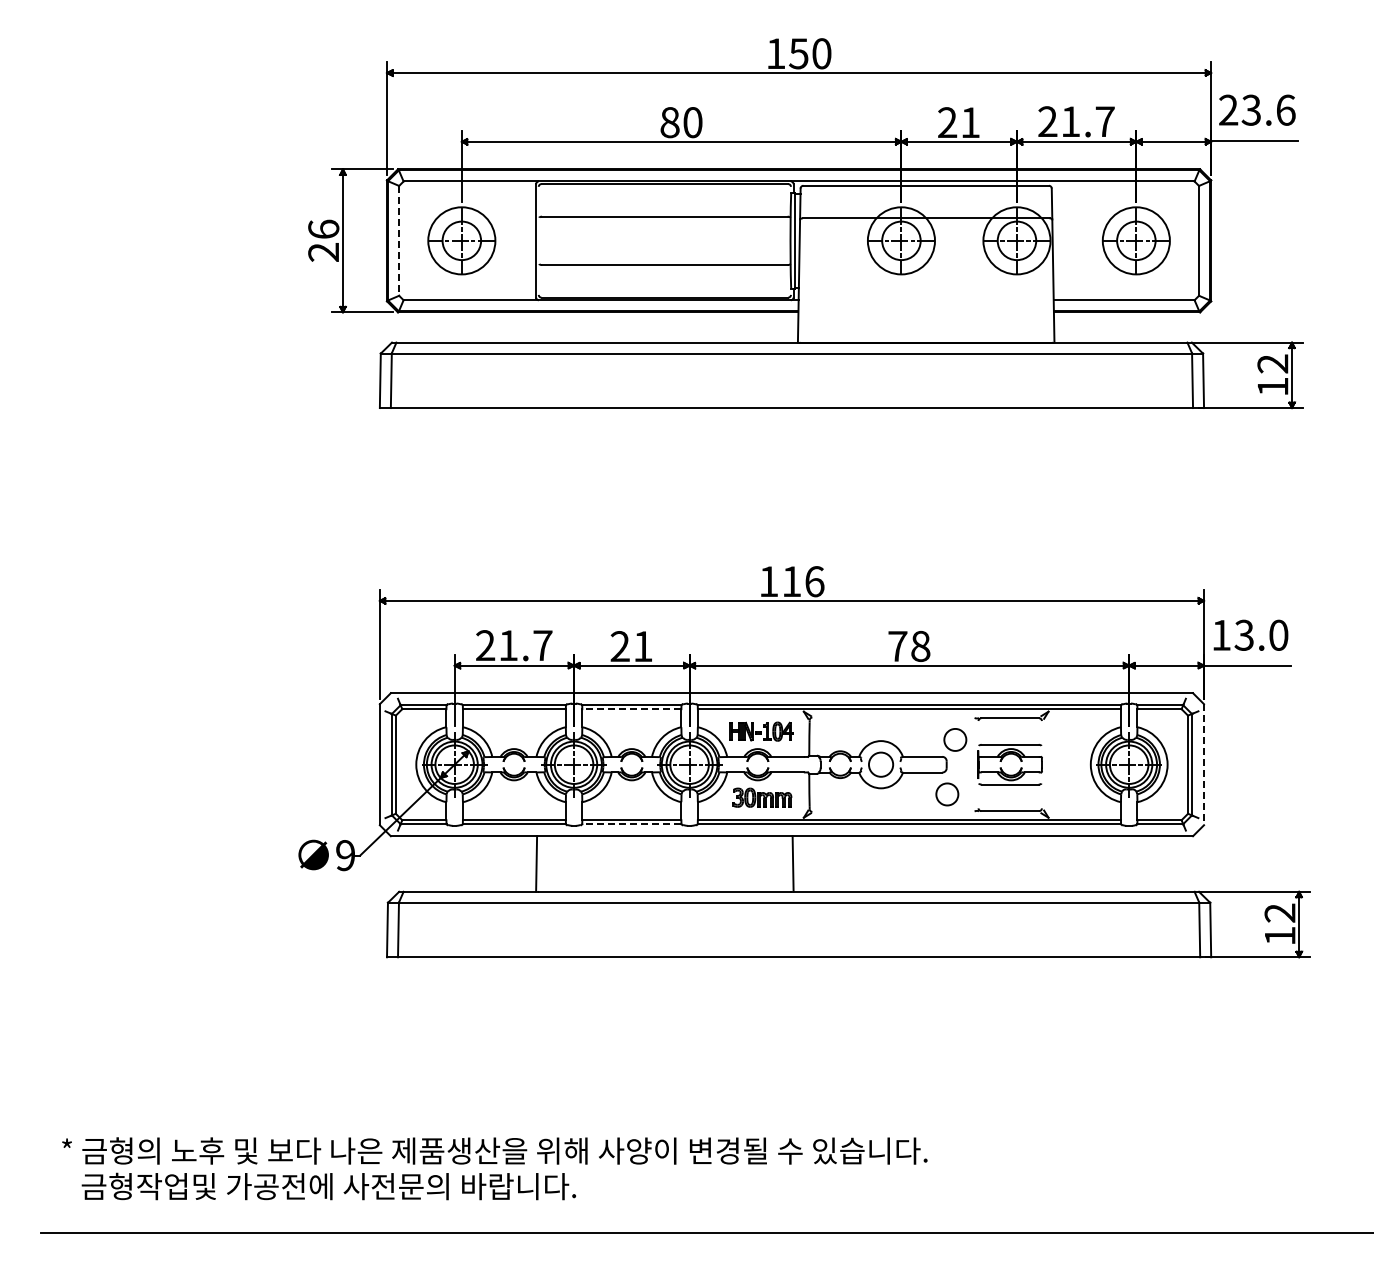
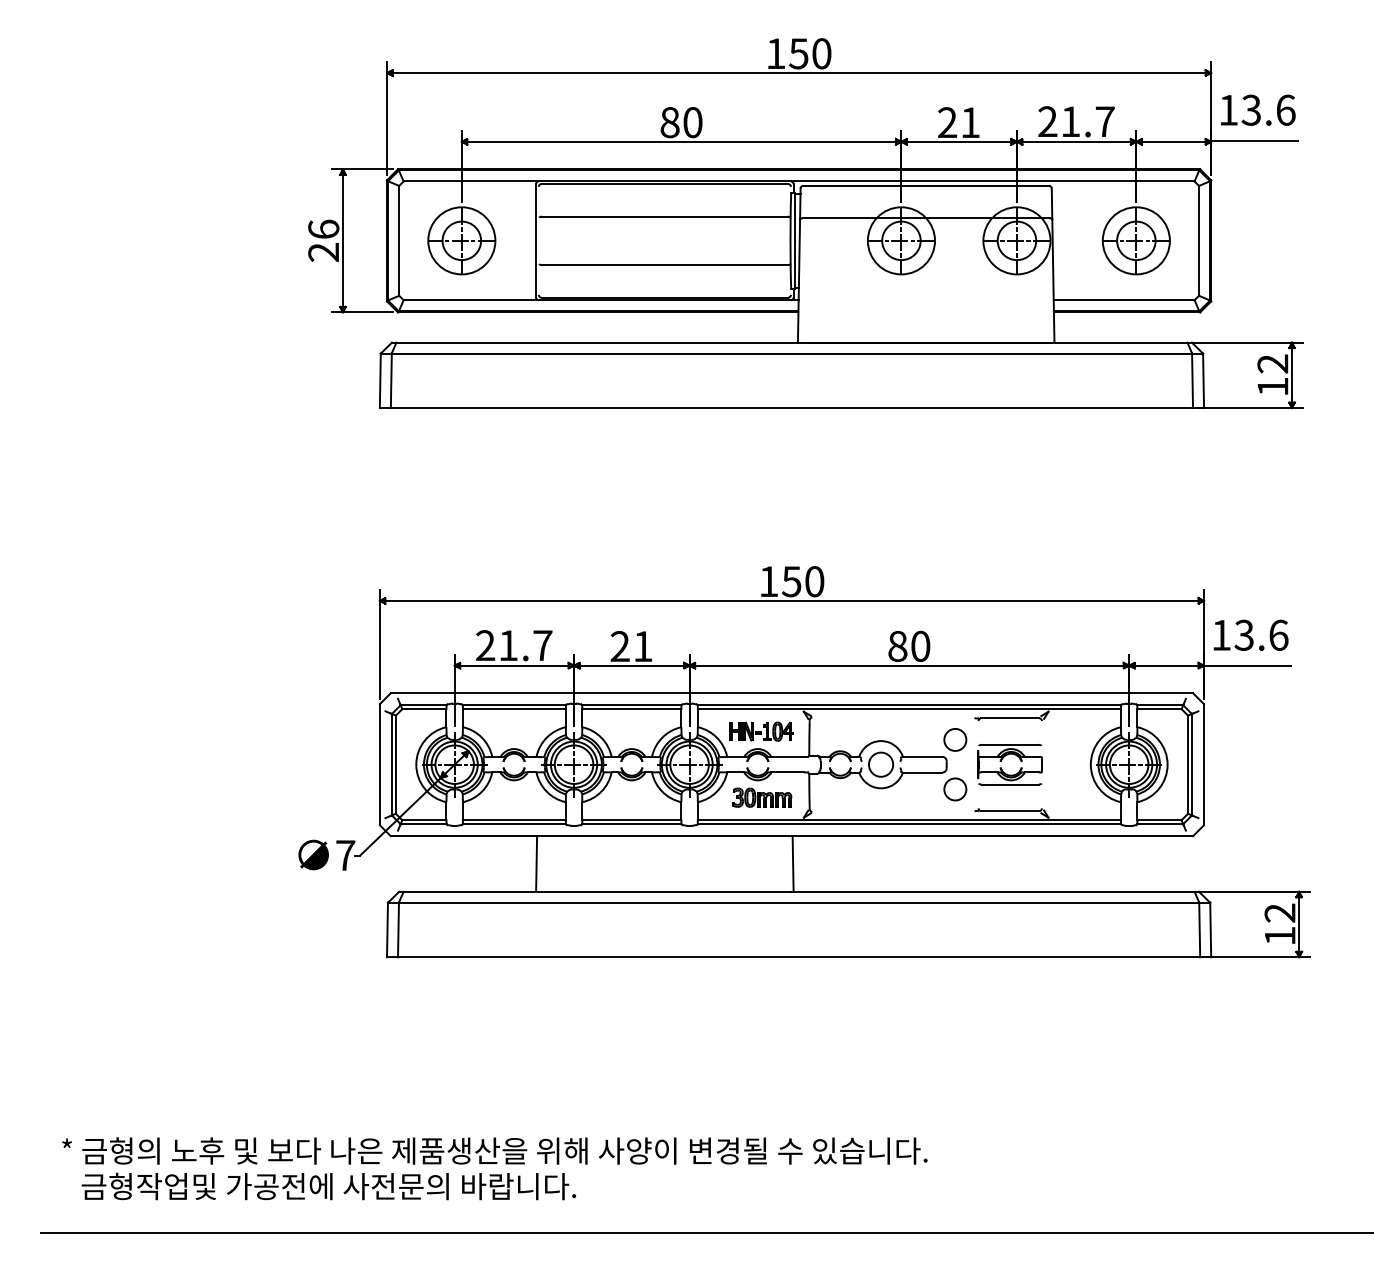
text: 23.6 -> 13.6 (1228, 109)
line: dashed -> solid (399, 240)
text: 116 -> 150 (802, 581)
text: 13.0 -> 13.6 (1278, 634)
text: 78 -> 80 (909, 645)
line: dashed -> solid (631, 709)
line: dashed -> solid (1204, 764)
part position: (947, 794) -> (955, 789) (955, 789)
line: dashed -> solid (631, 824)
text: 9 -> 7 (345, 855)
